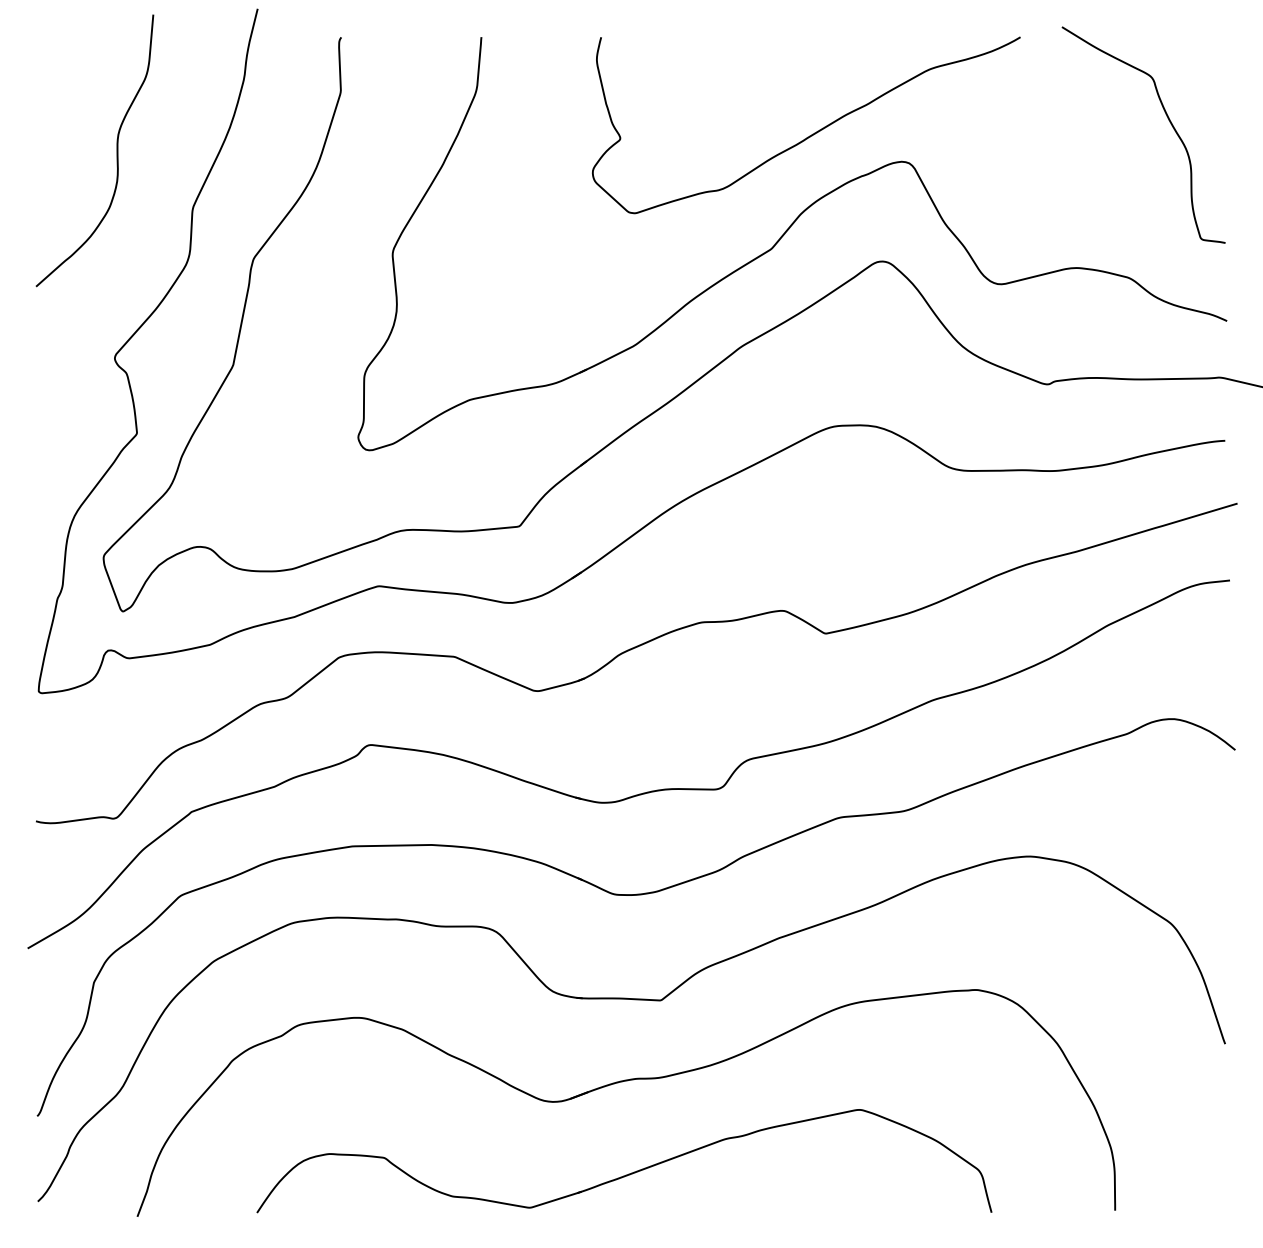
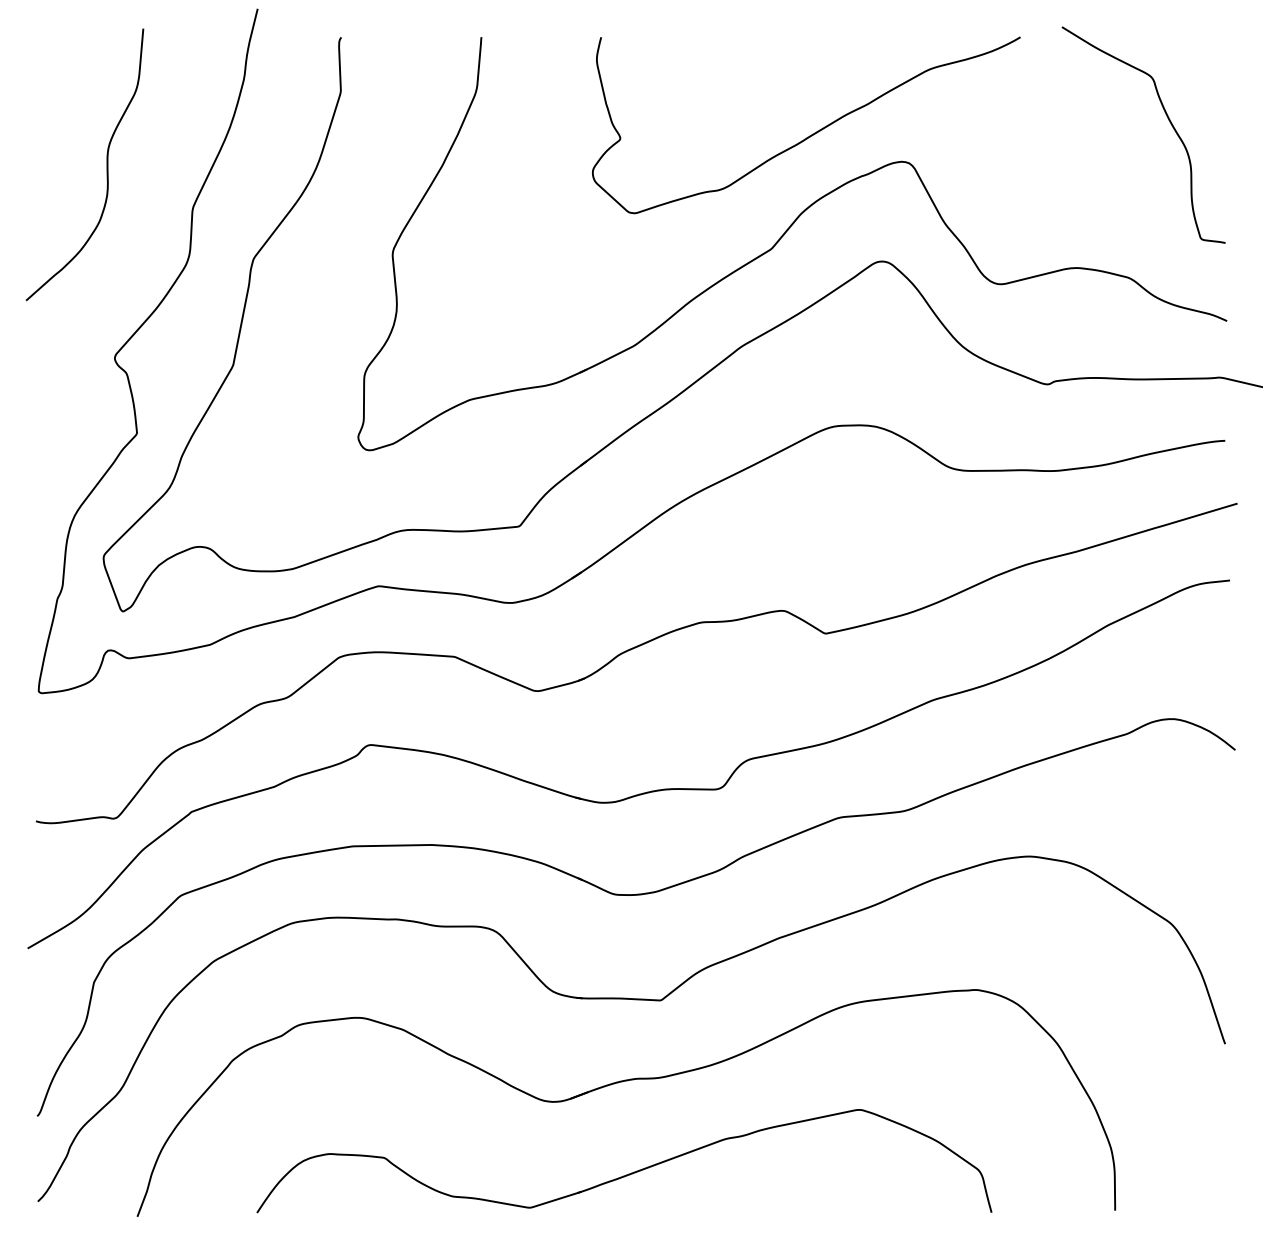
curve position: (116, 150) -> (106, 164) (106, 164)
